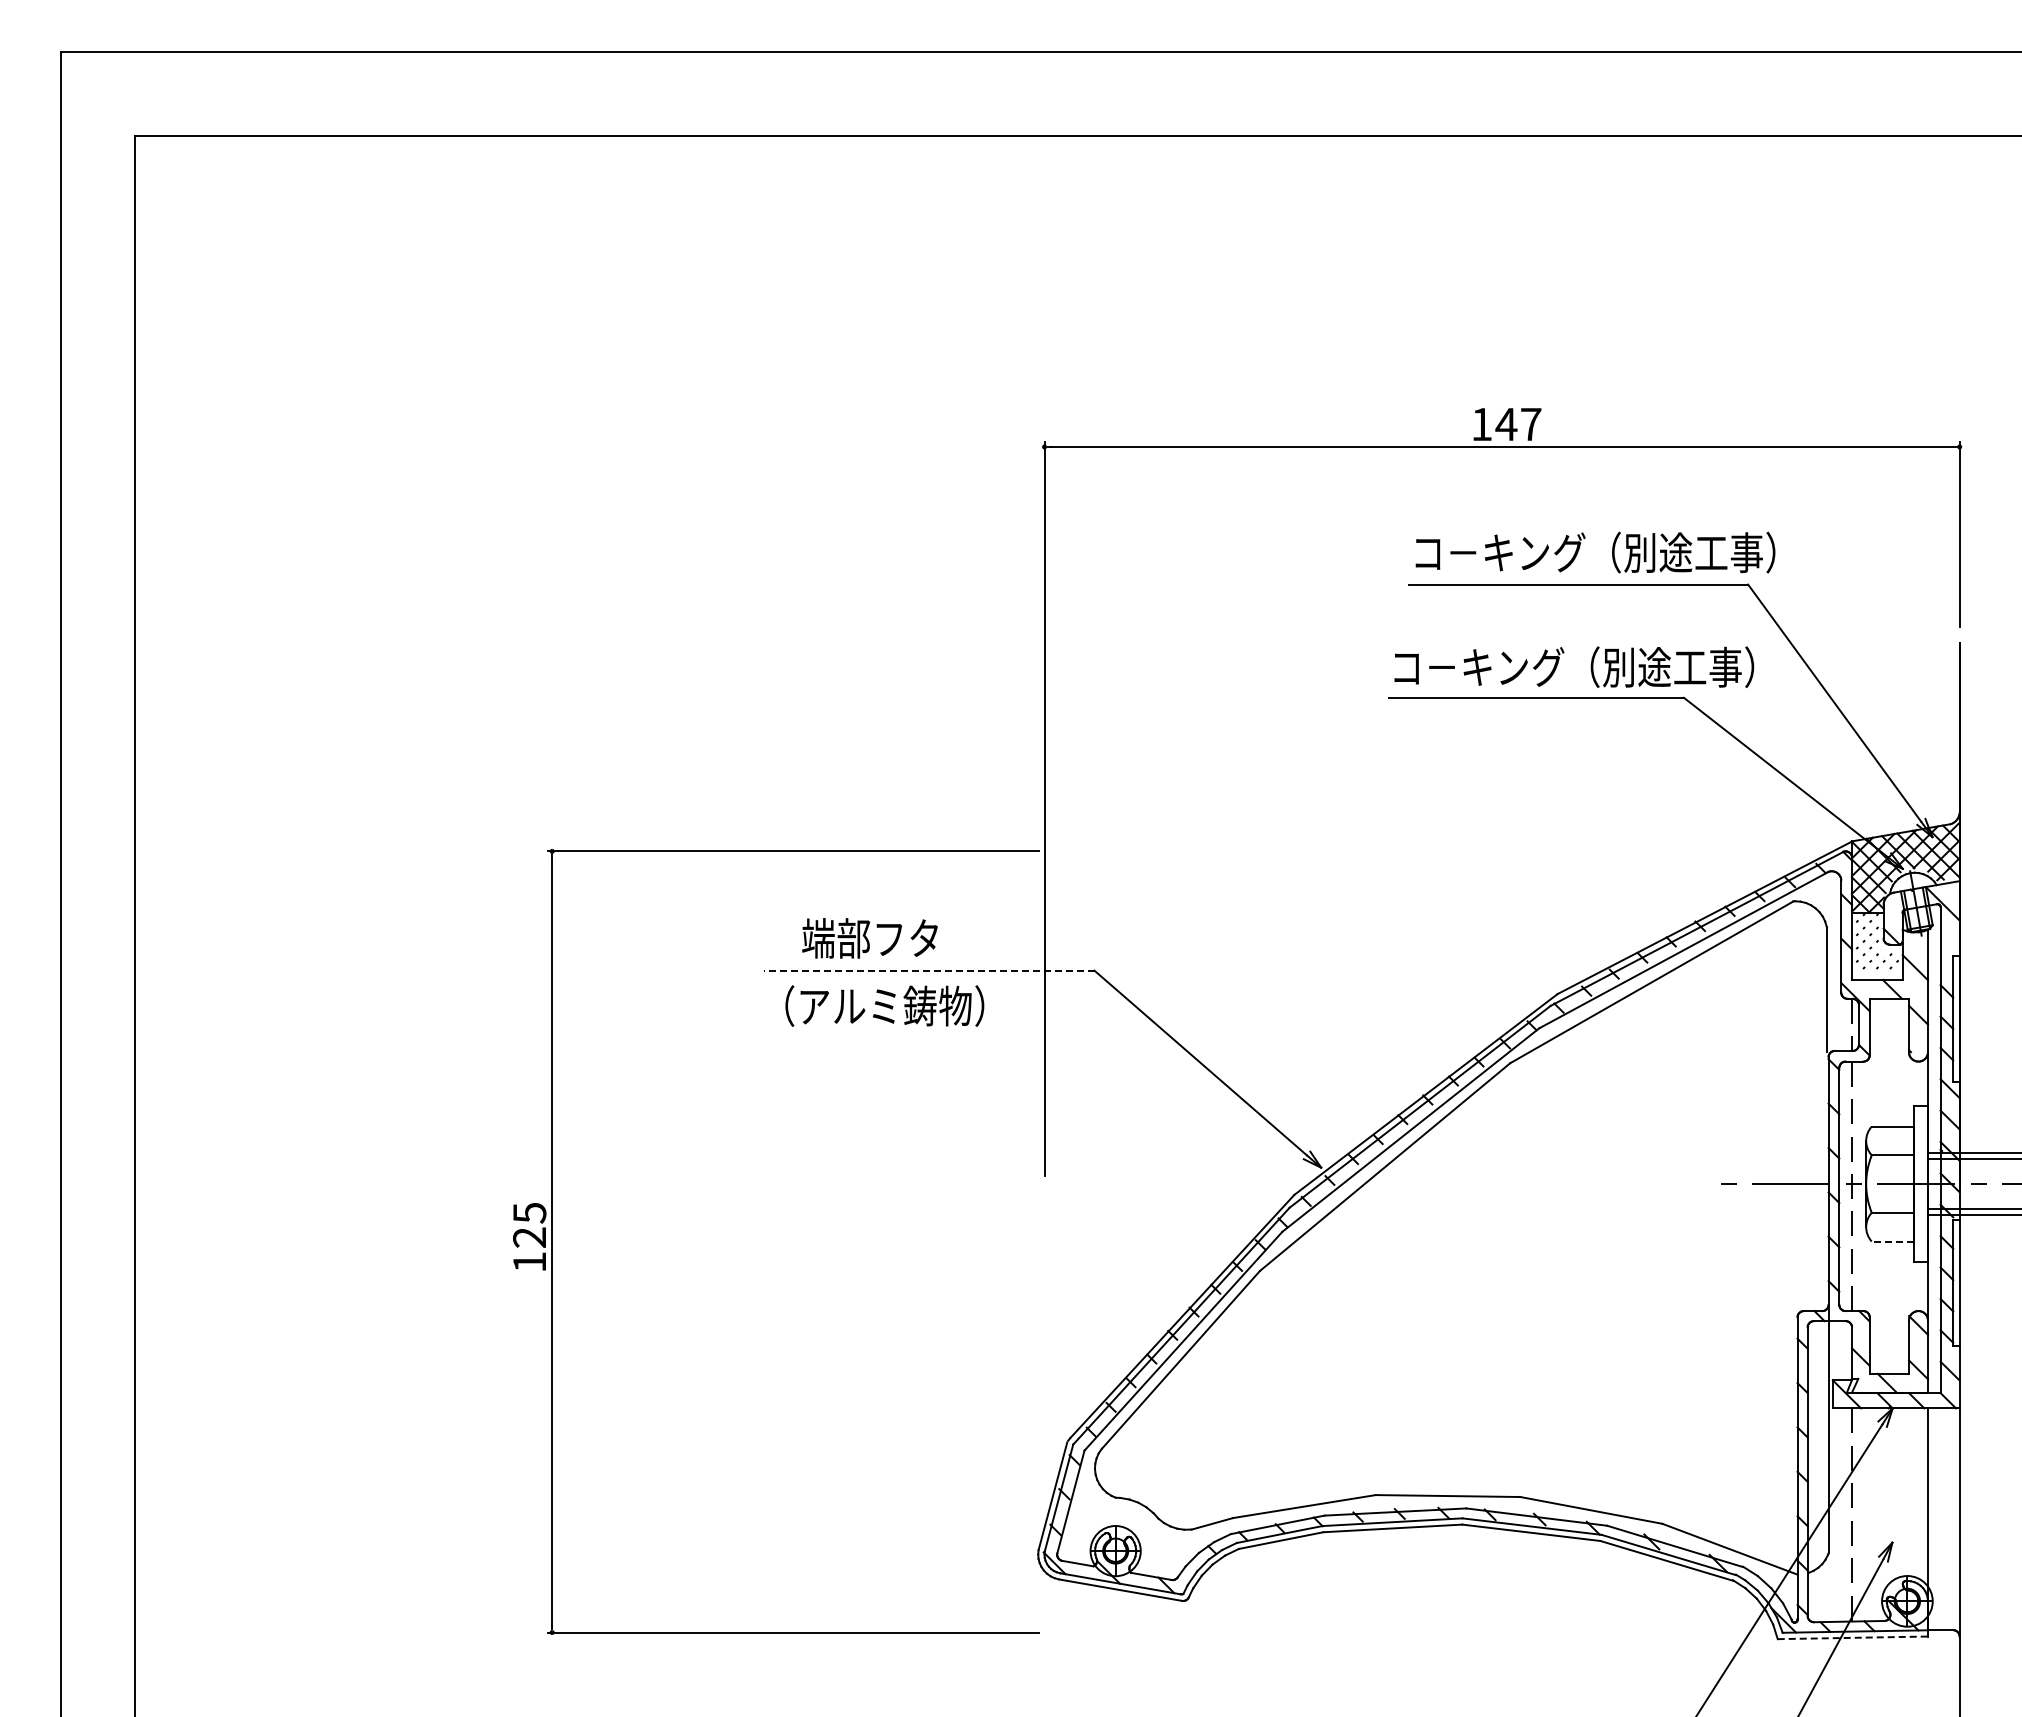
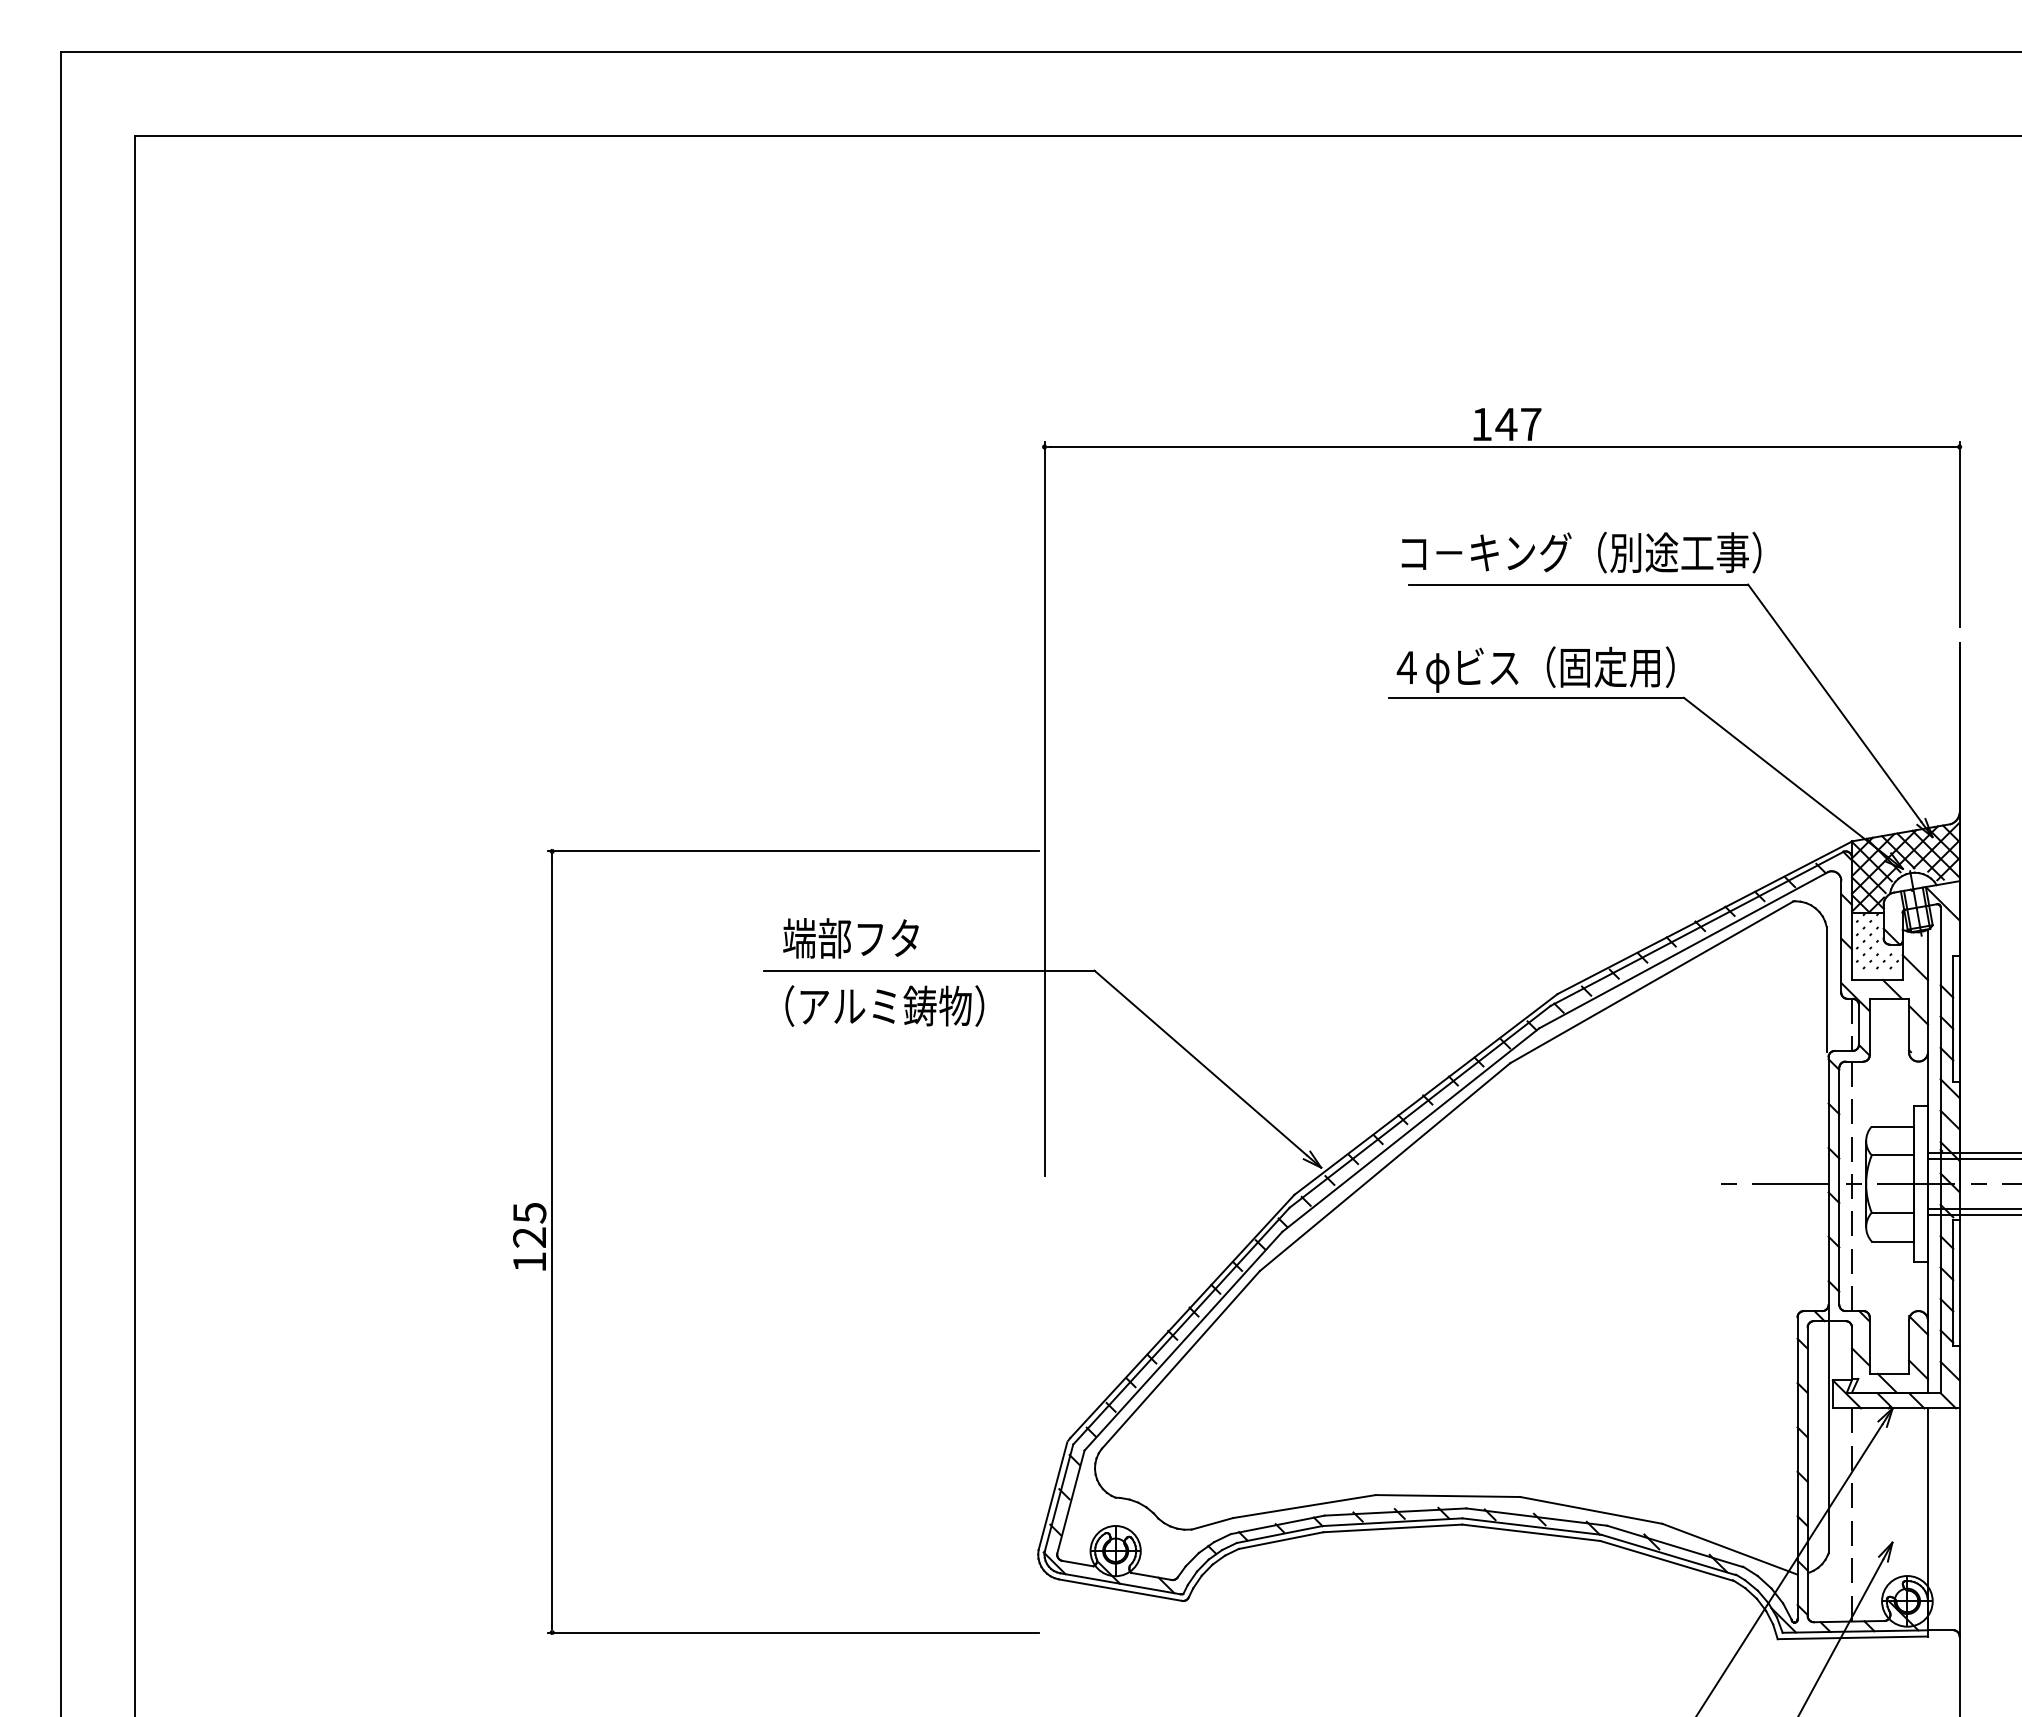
text position: (1595, 552) -> (1581, 552) (1581, 552)
text: コ－キング（別途工事） -> ４φビス（固定用） (1574, 669)
text position: (869, 938) -> (850, 938) (850, 938)
line: dashed -> solid (928, 970)
line: dashed -> solid (1892, 1241)
line: dashed -> solid (1853, 1637)
